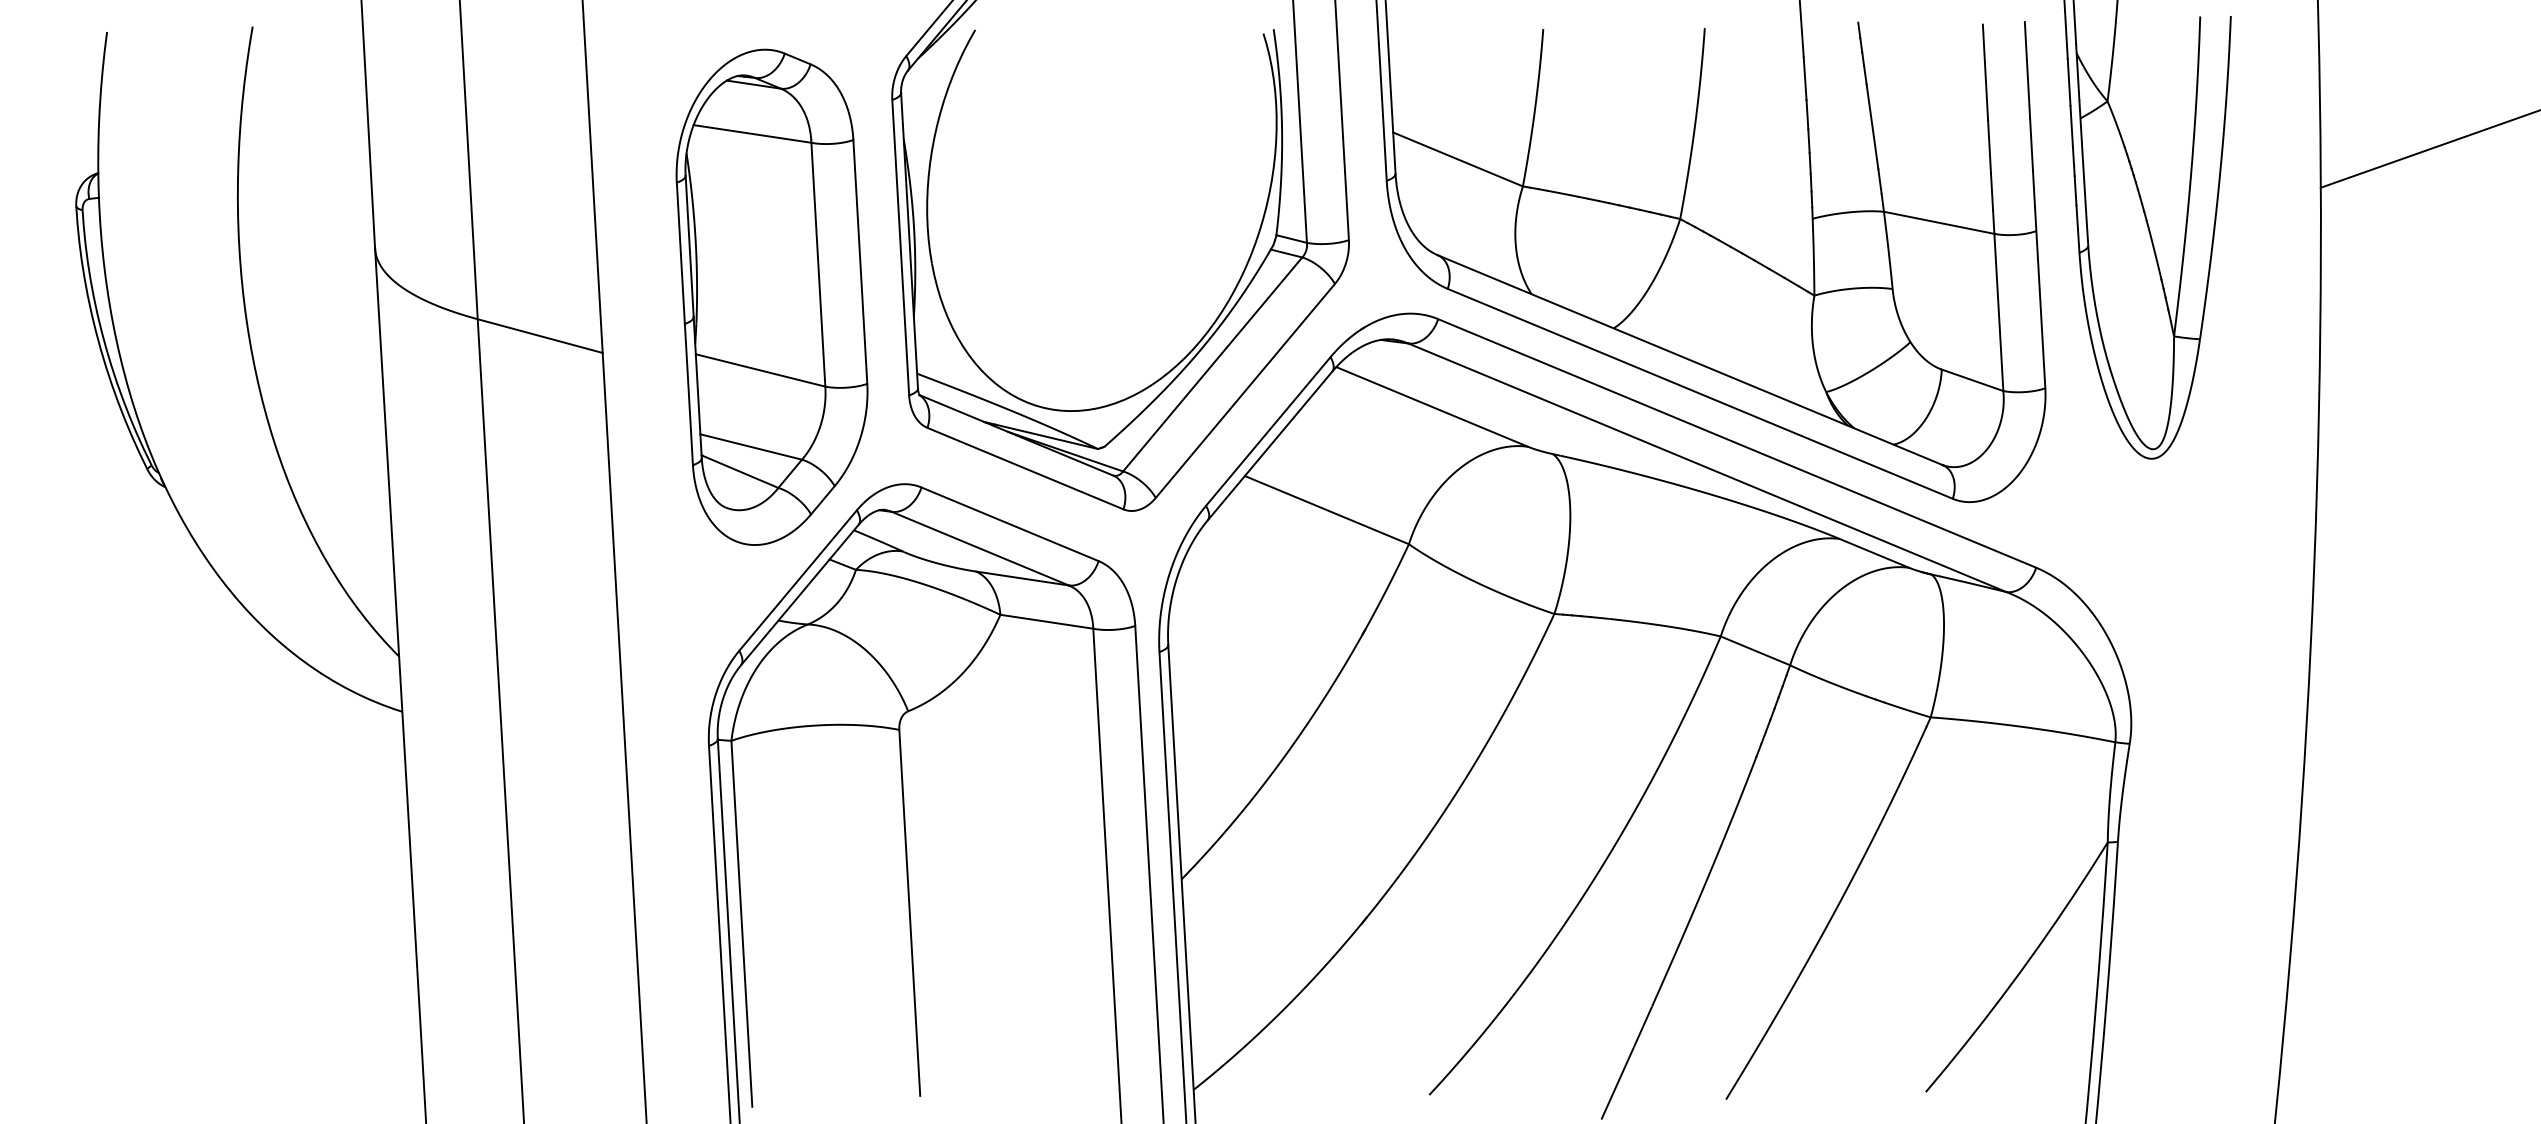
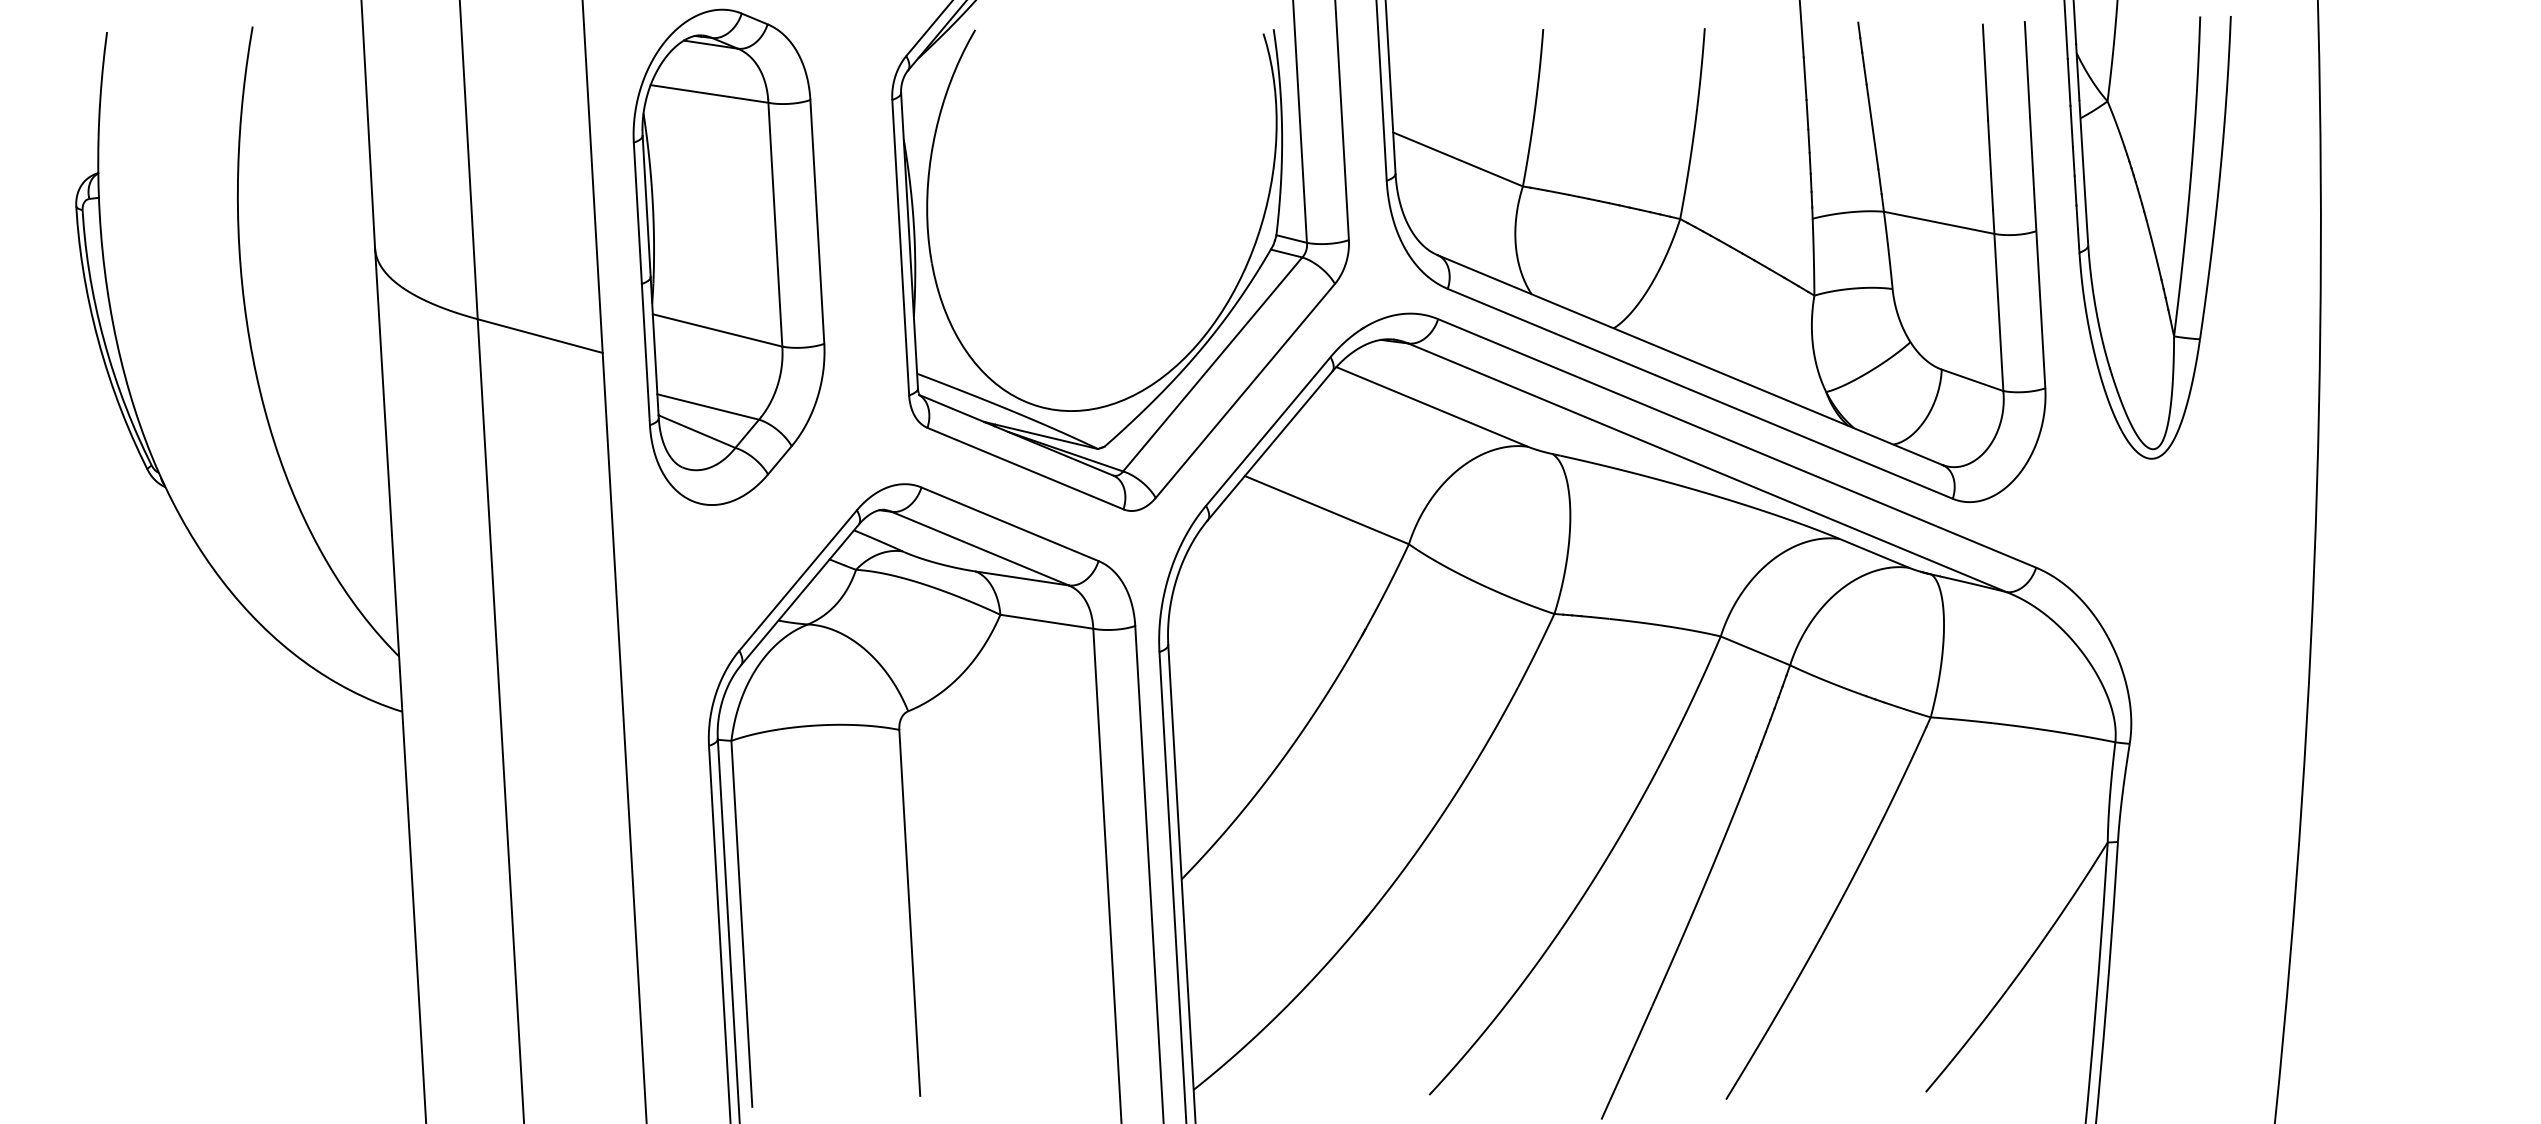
line: present -> none (2428, 149)
part position: (771, 296) -> (728, 256) (728, 256)
